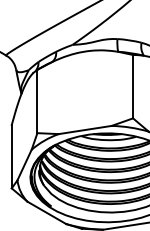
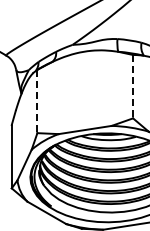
line: solid -> dashed (133, 86)
line: solid -> dashed (37, 101)
